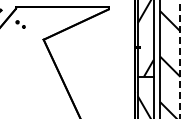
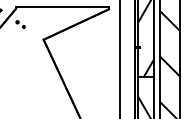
line: none -> present (119, 58)
line: dashed -> solid (180, 58)
